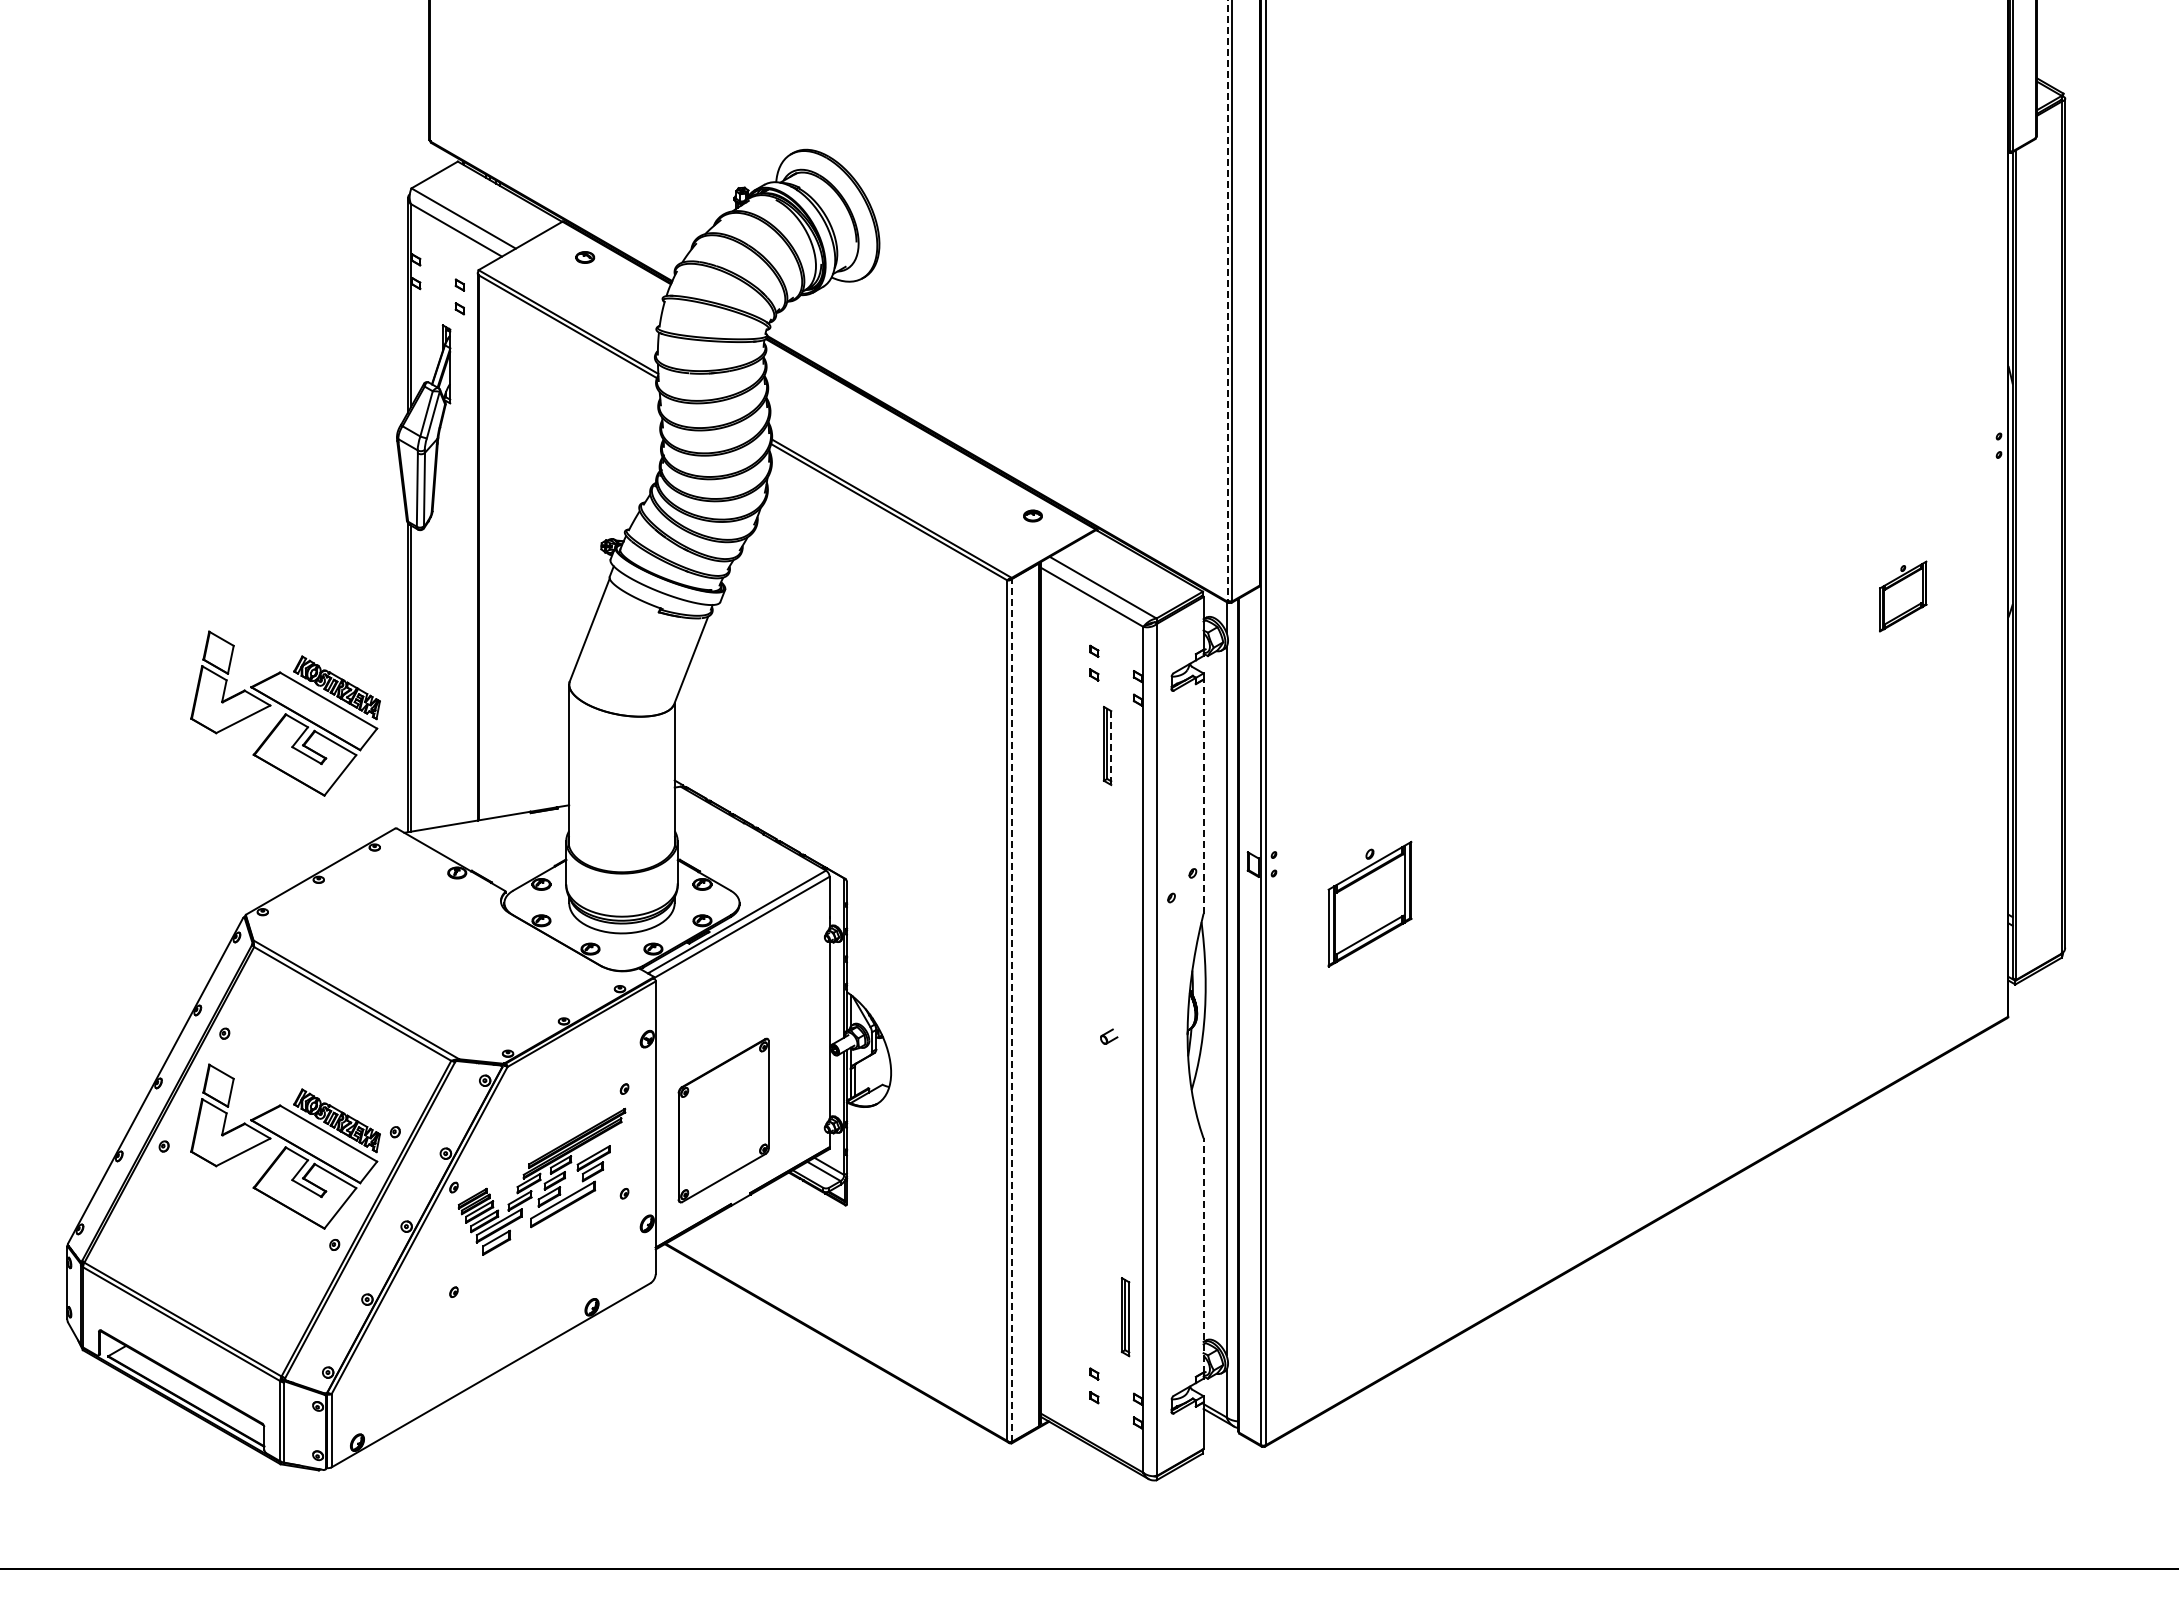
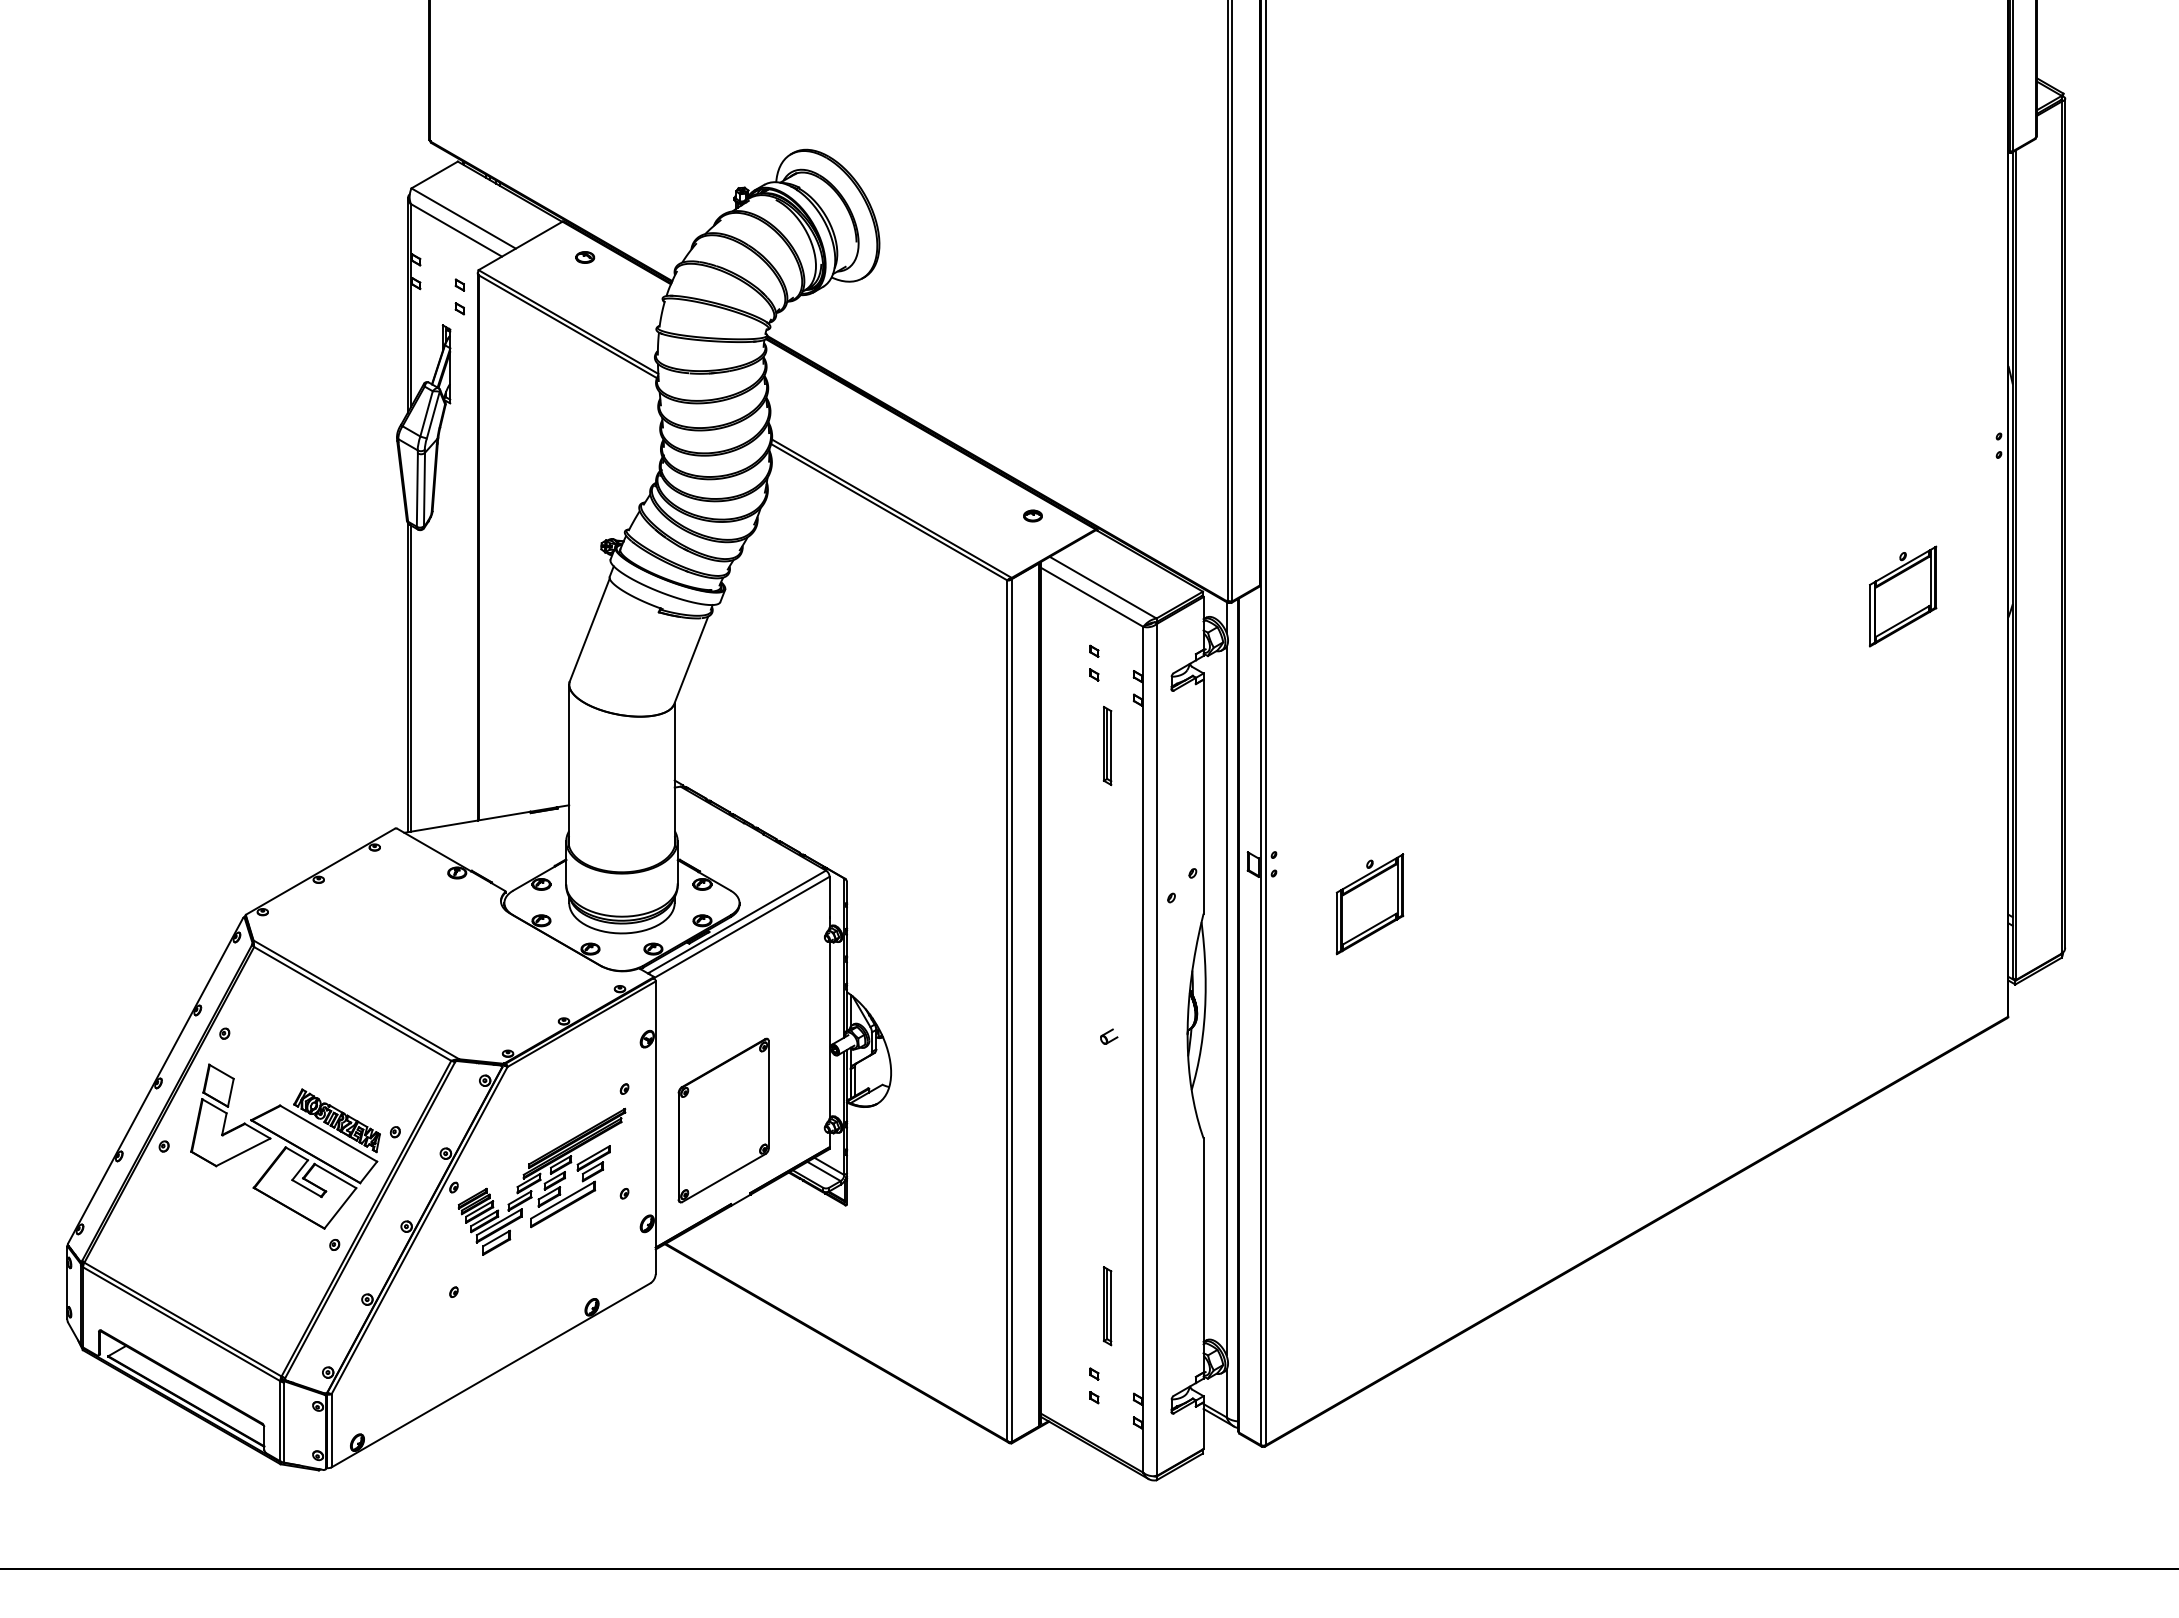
line: dashed -> solid (1227, 301)
part size: 49x73 px -> 69x103 px (1903, 596)
part: present -> none (285, 713)
line: dashed -> solid (1111, 748)
line: dashed -> solid (1203, 796)
part size: 86x128 px -> 70x103 px (1369, 904)
line: dashed -> solid (1011, 1010)
line: dashed -> solid (1203, 1254)
part position: (1125, 1317) -> (1107, 1306) (1107, 1306)
